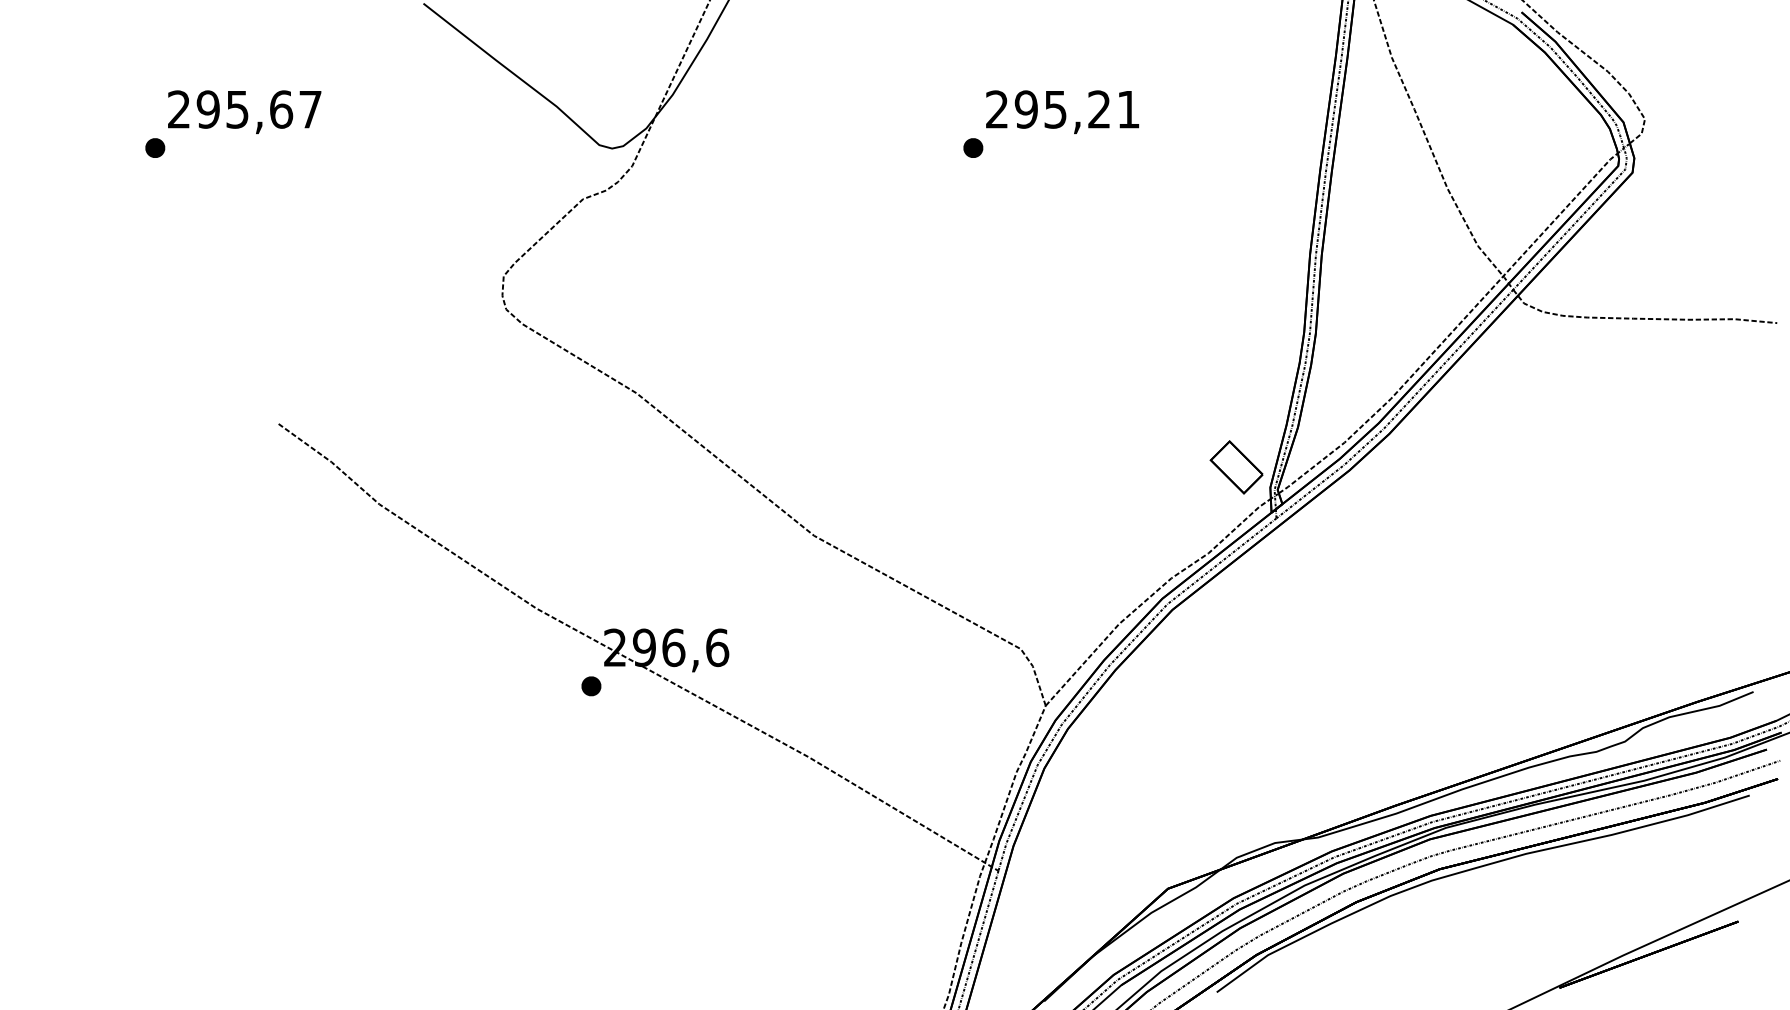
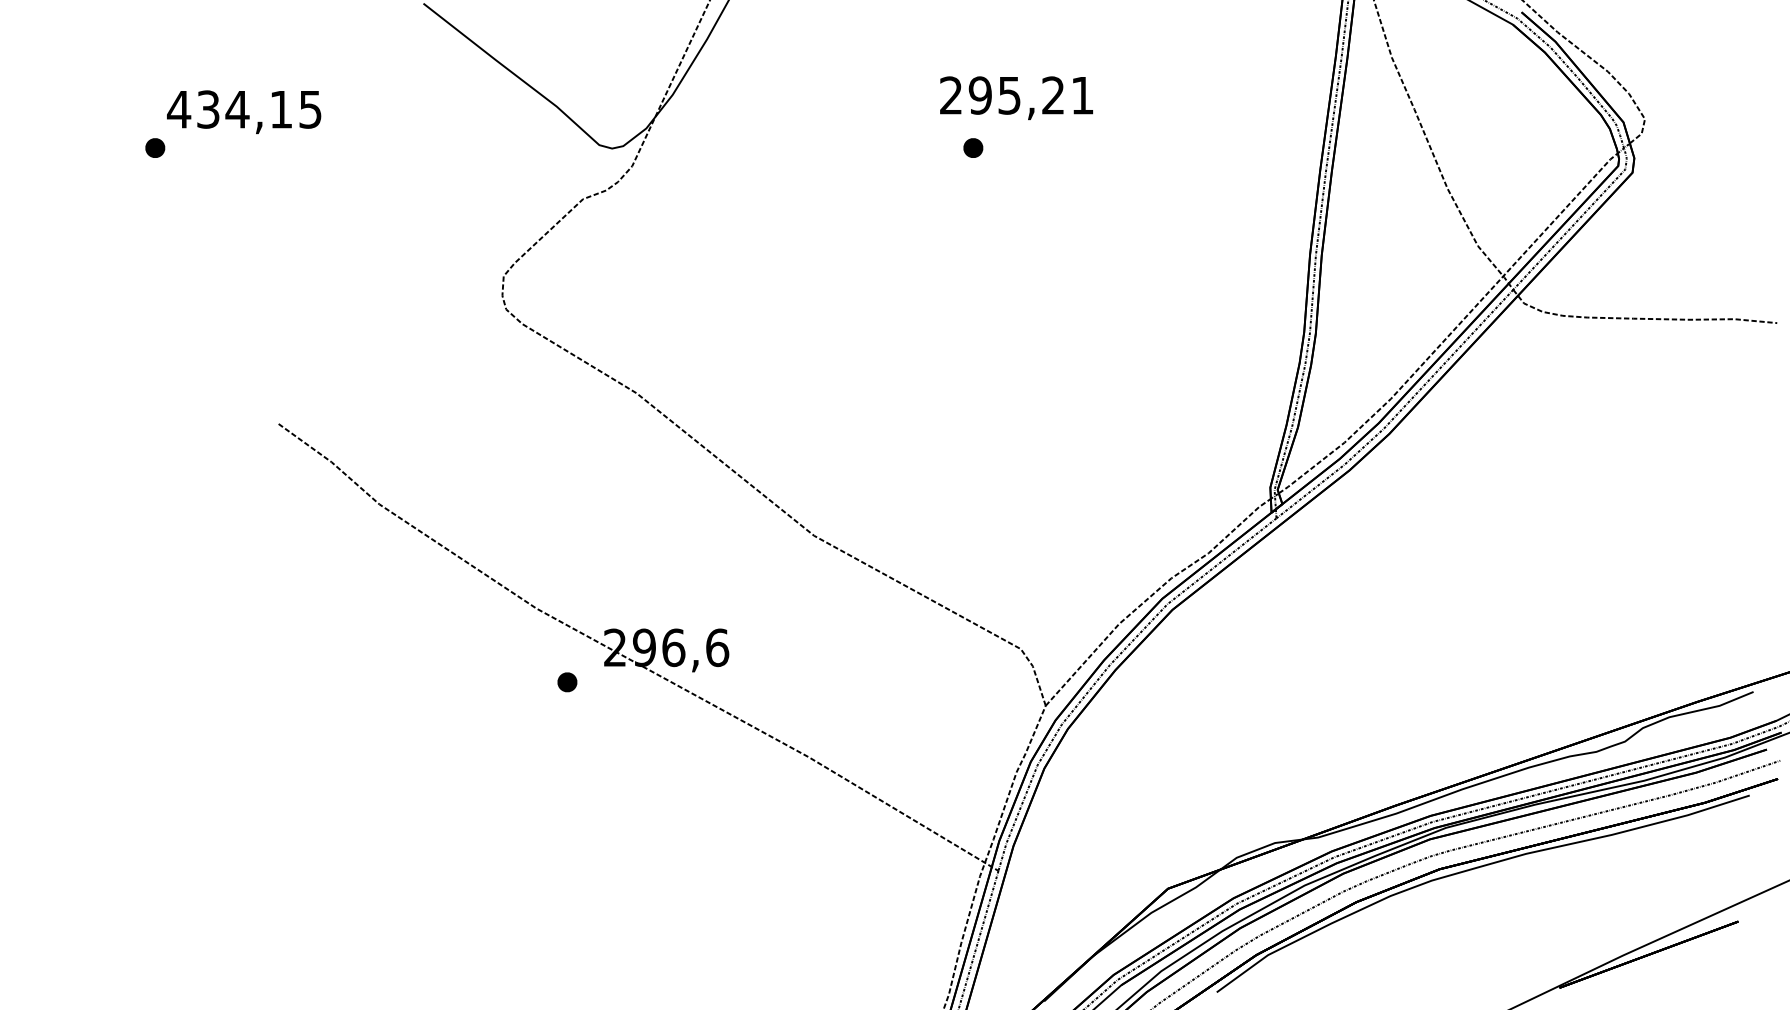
text: 295,67 -> 434,15 (244, 109)
text position: (1062, 112) -> (1016, 98) (1016, 98)
part: present -> none (1236, 467)
part position: (591, 686) -> (567, 682) (567, 682)
